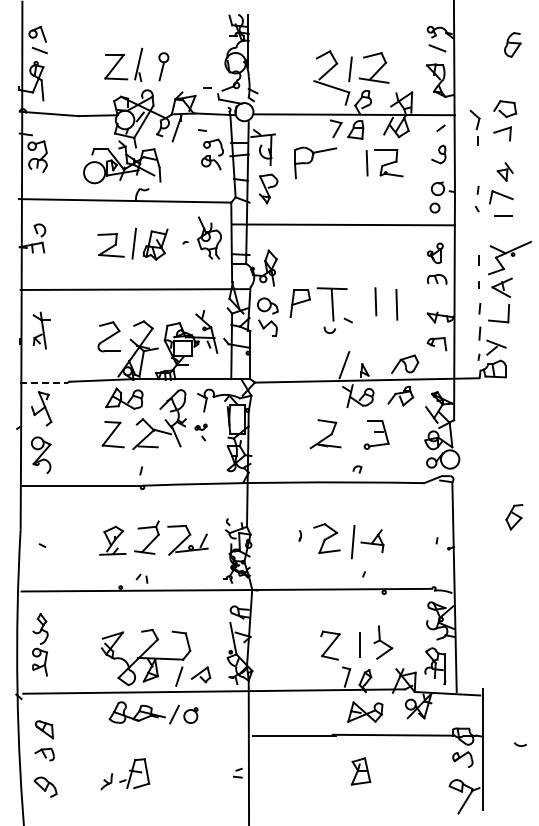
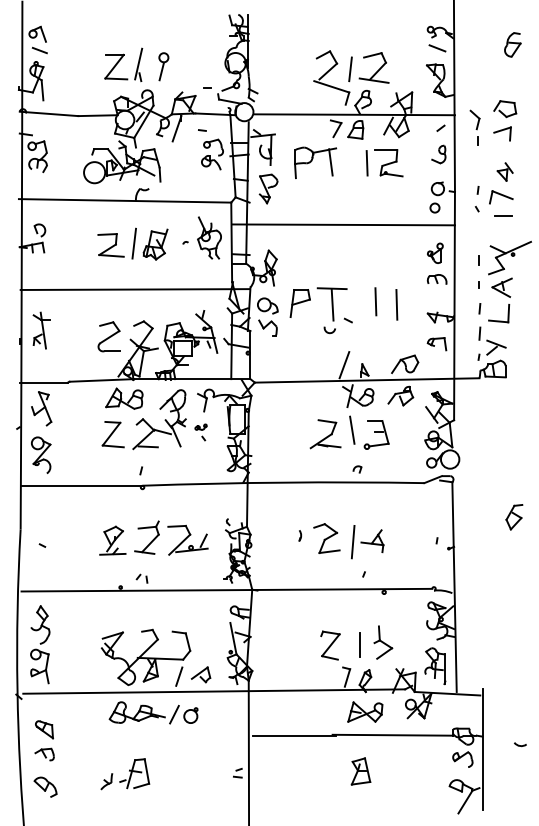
line: none -> present (330, 162)
line: dashed -> solid (44, 382)
line: none -> present (352, 429)
part size: 17x65 px -> 21x80 px (40, 644)
